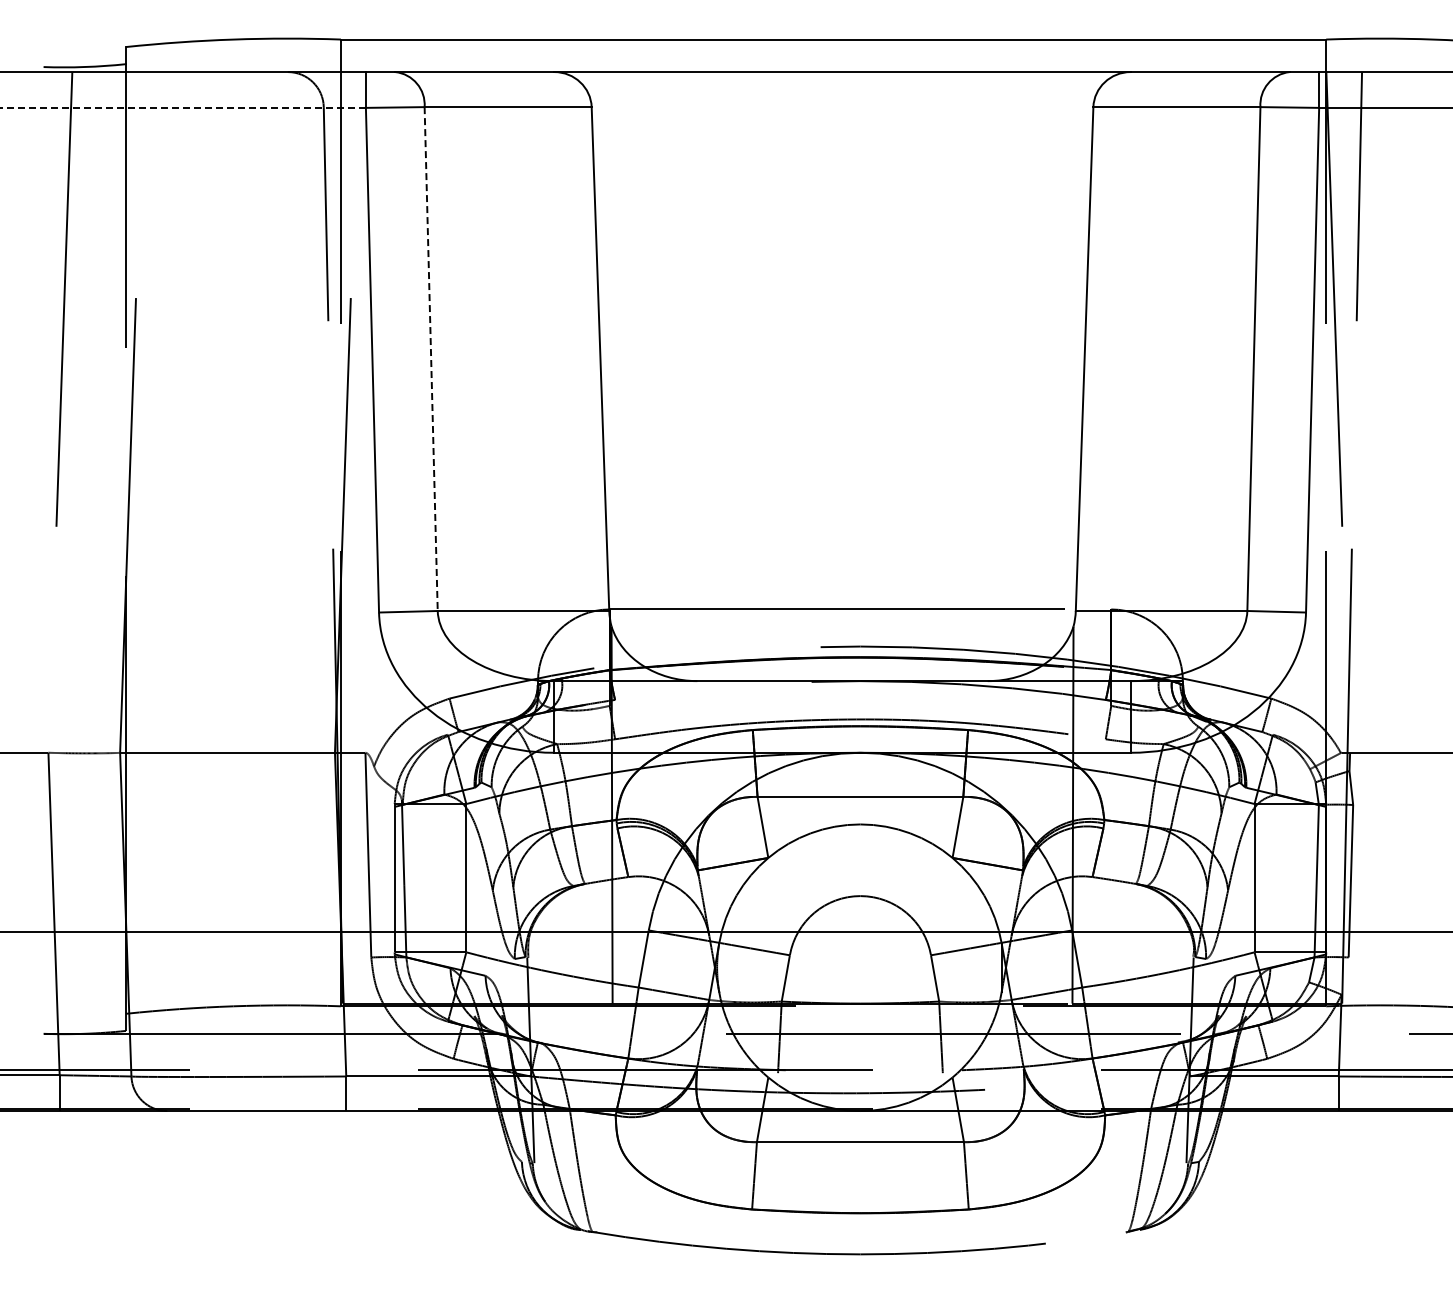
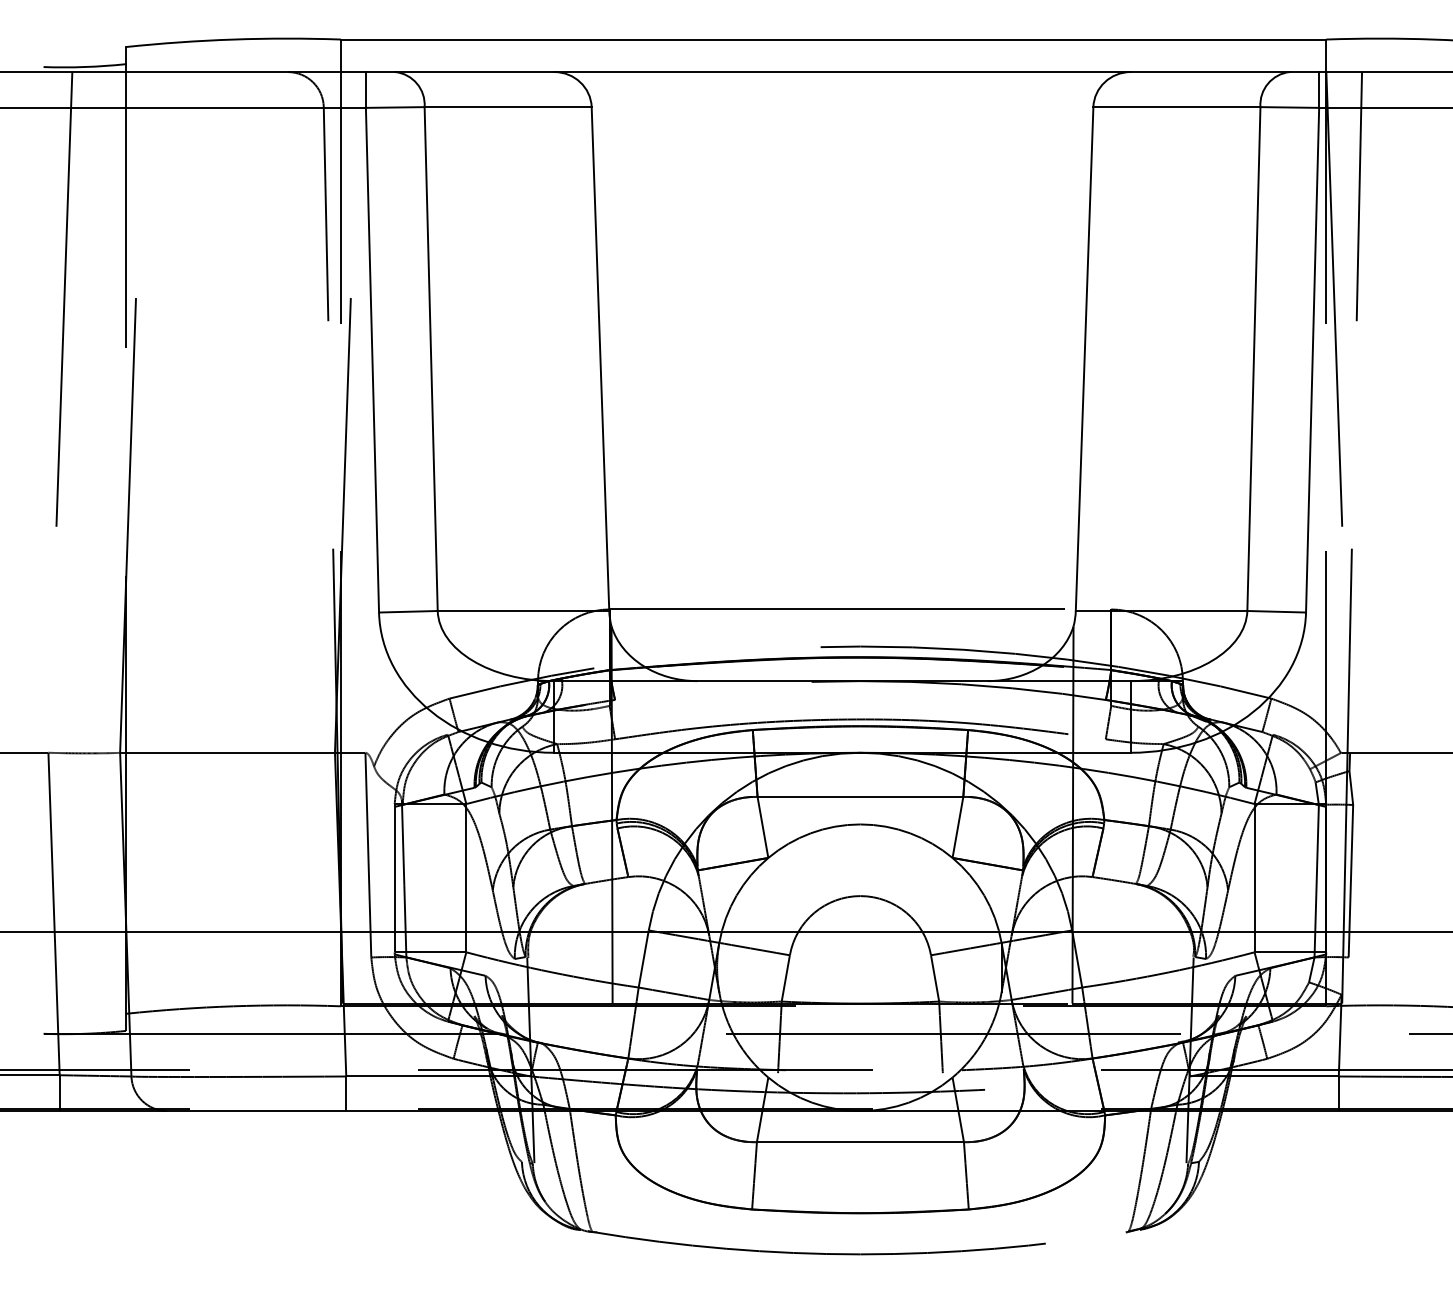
line: dashed -> solid (182, 107)
line: dashed -> solid (431, 359)
